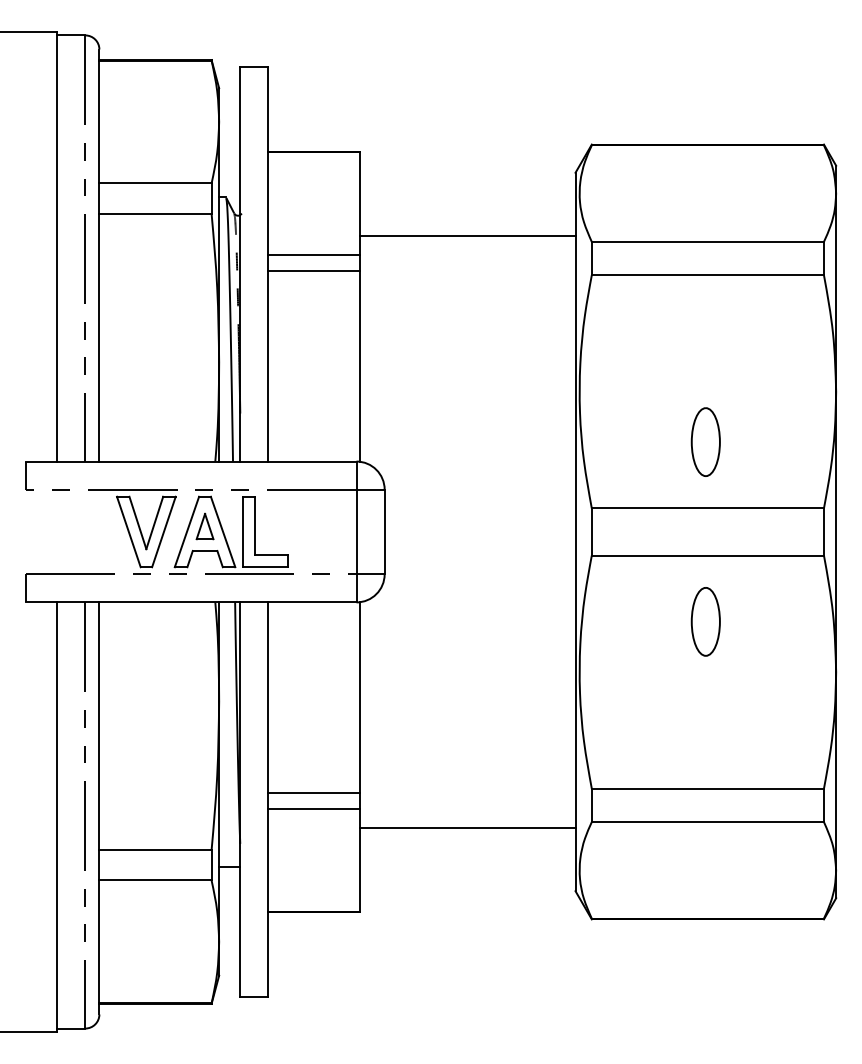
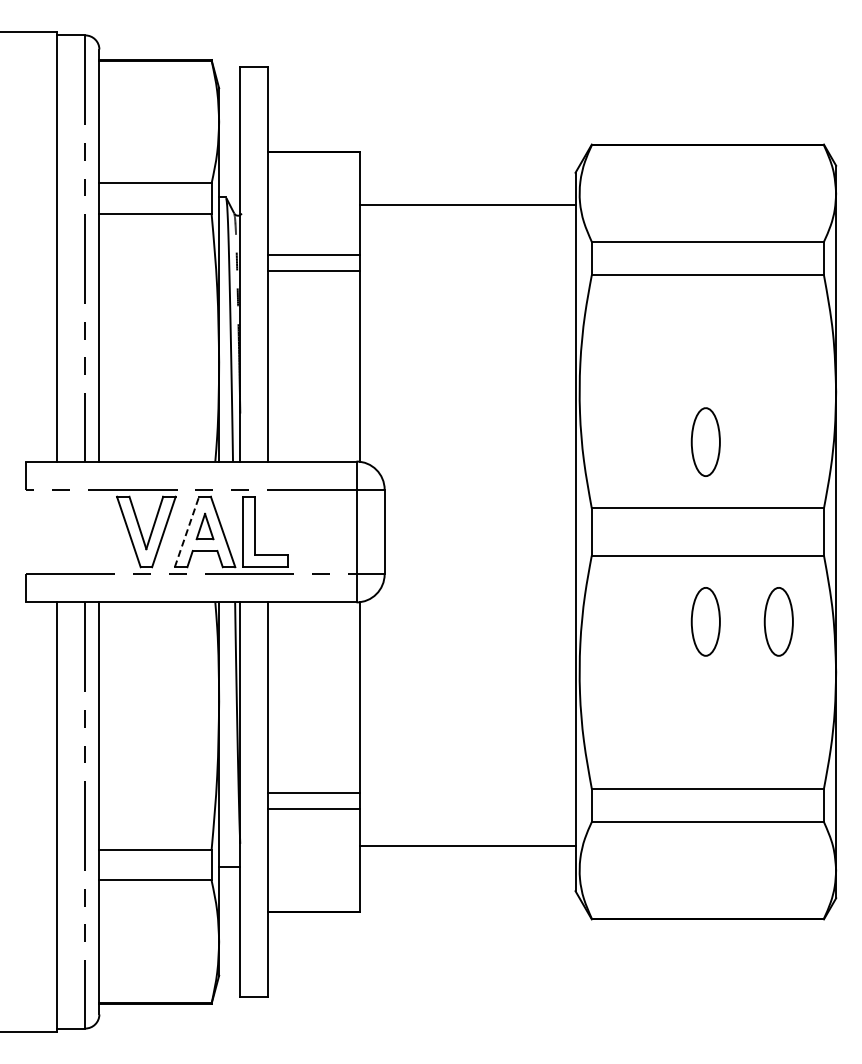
line position: (467, 236) -> (467, 205) (467, 205)
line: solid -> dashed (187, 531)
part: none -> present (778, 621)
line position: (467, 827) -> (467, 845) (467, 845)
